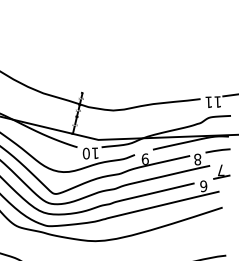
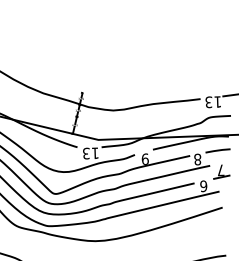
text: 11 -> 13 (208, 102)
text: 10 -> 13 (85, 153)
